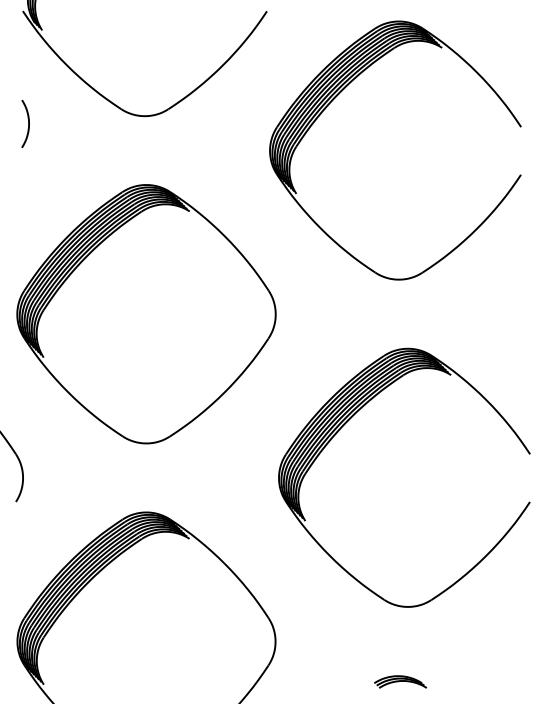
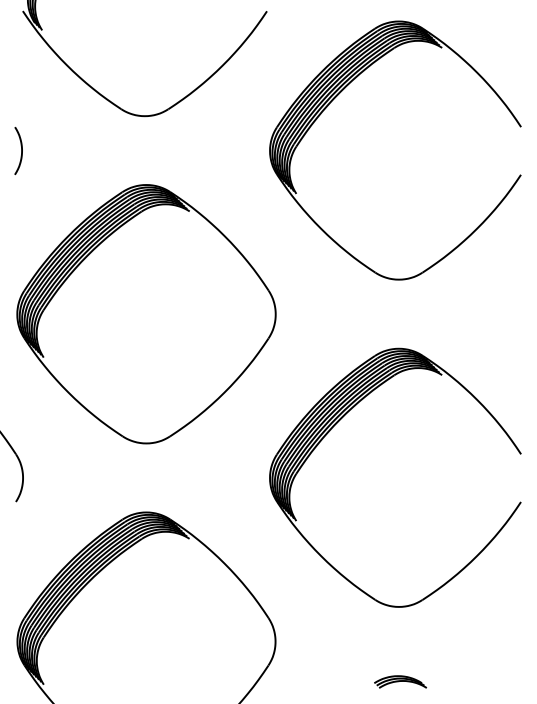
curve position: (28, 123) -> (21, 150) (21, 150)
part position: (348, 421) -> (339, 421) (339, 421)
